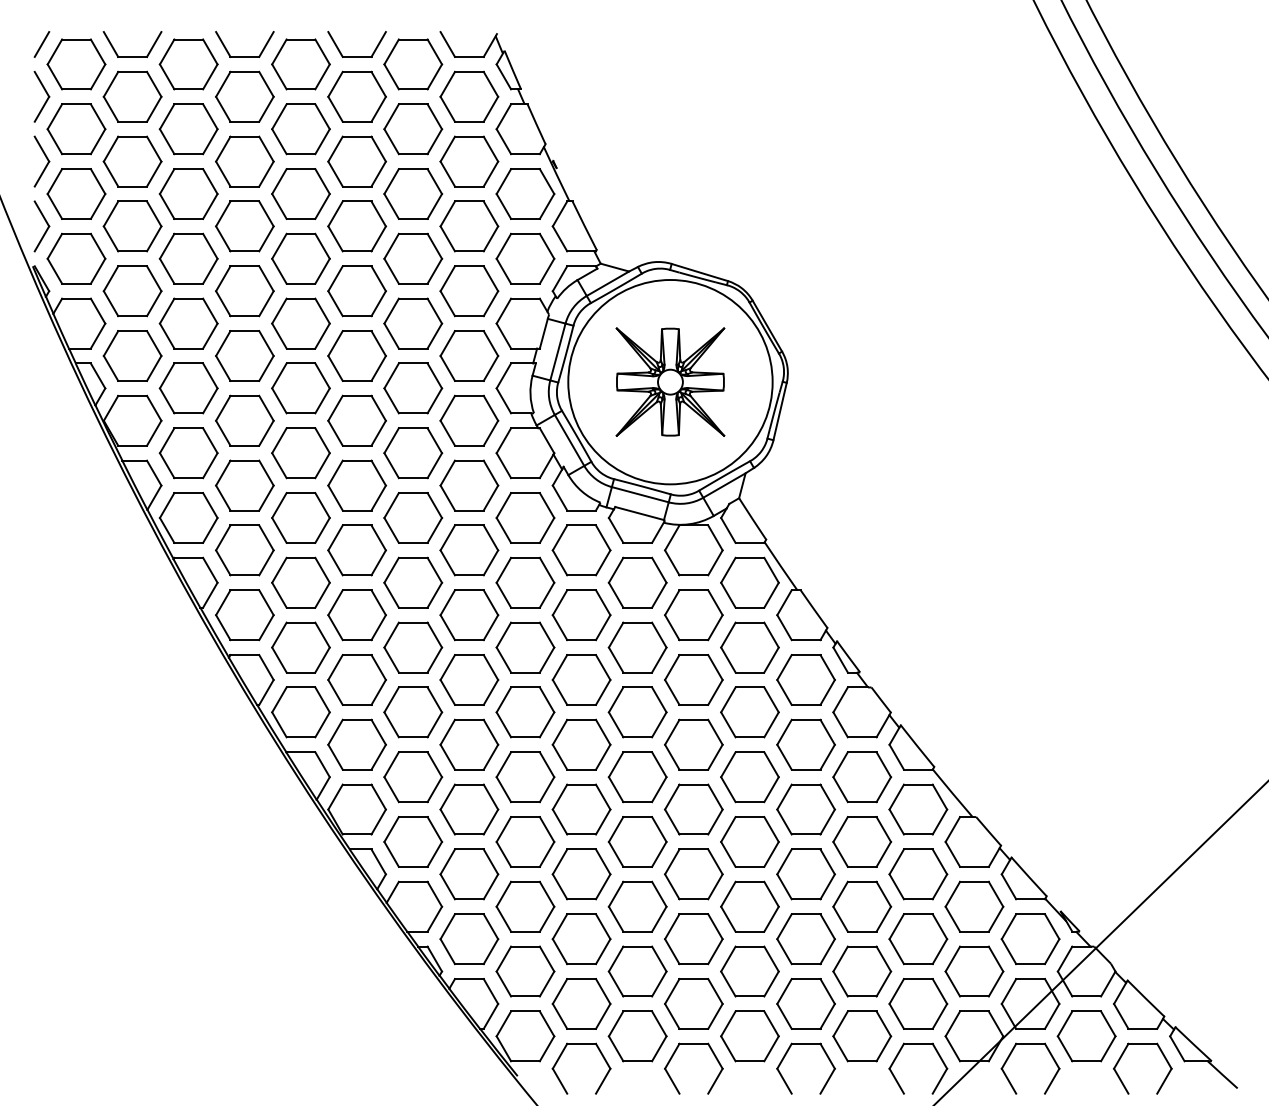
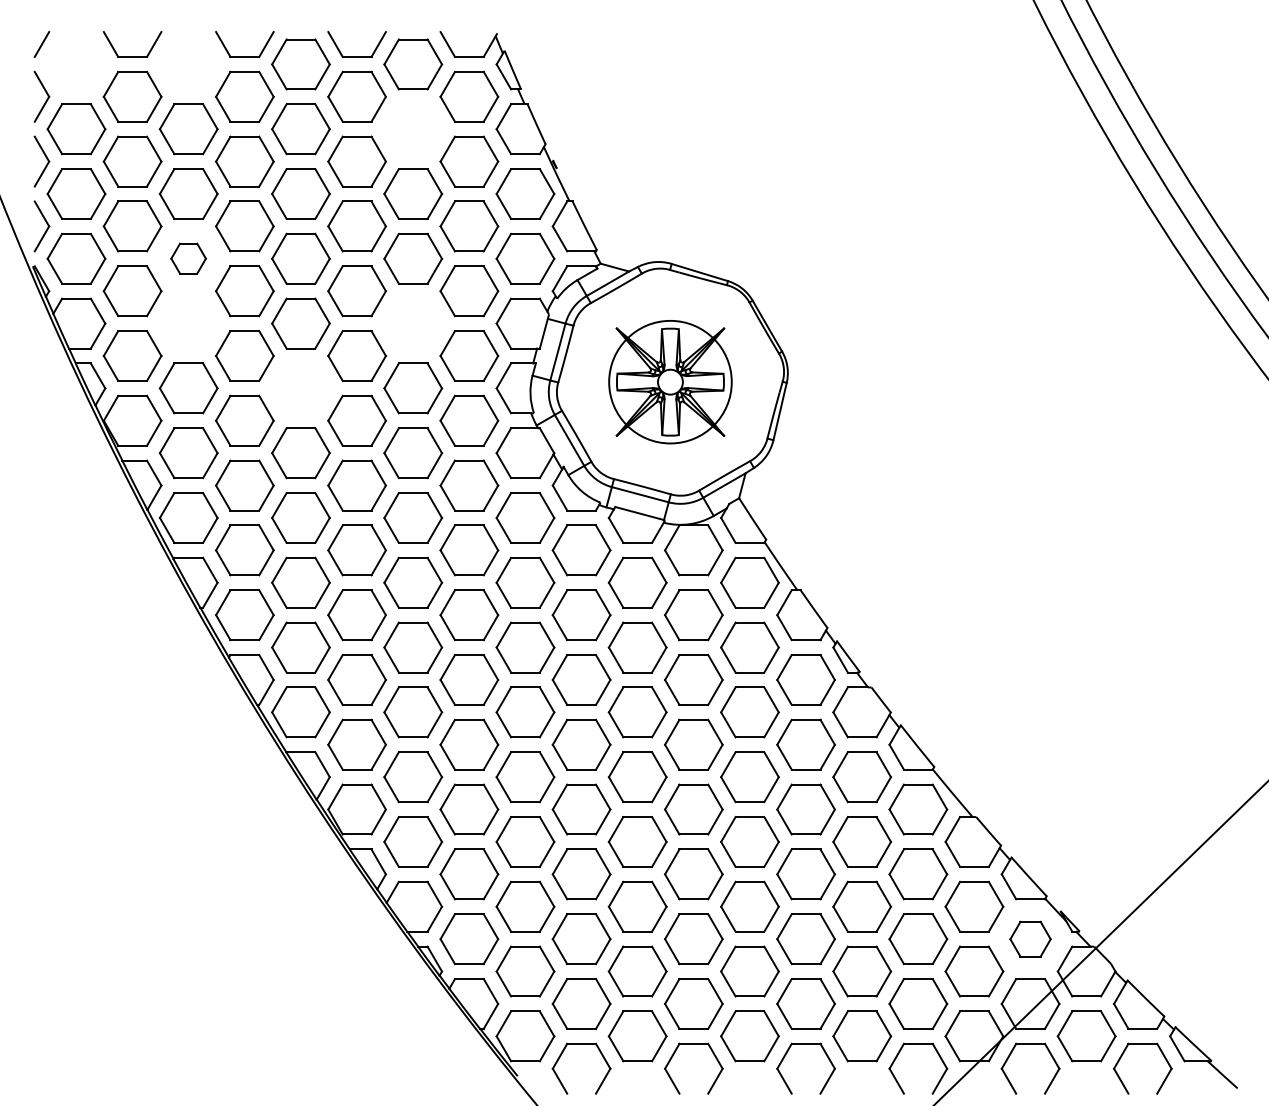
part: present -> none (76, 64)
part: present -> none (188, 64)
part: present -> none (413, 129)
part size: 61x53 px -> 37x33 px (188, 258)
part: present -> none (188, 323)
part: present -> none (413, 323)
circle diameter: 204 px -> 123 px (670, 381)
part: present -> none (300, 388)
part size: 61x53 px -> 43x38 px (1030, 938)
